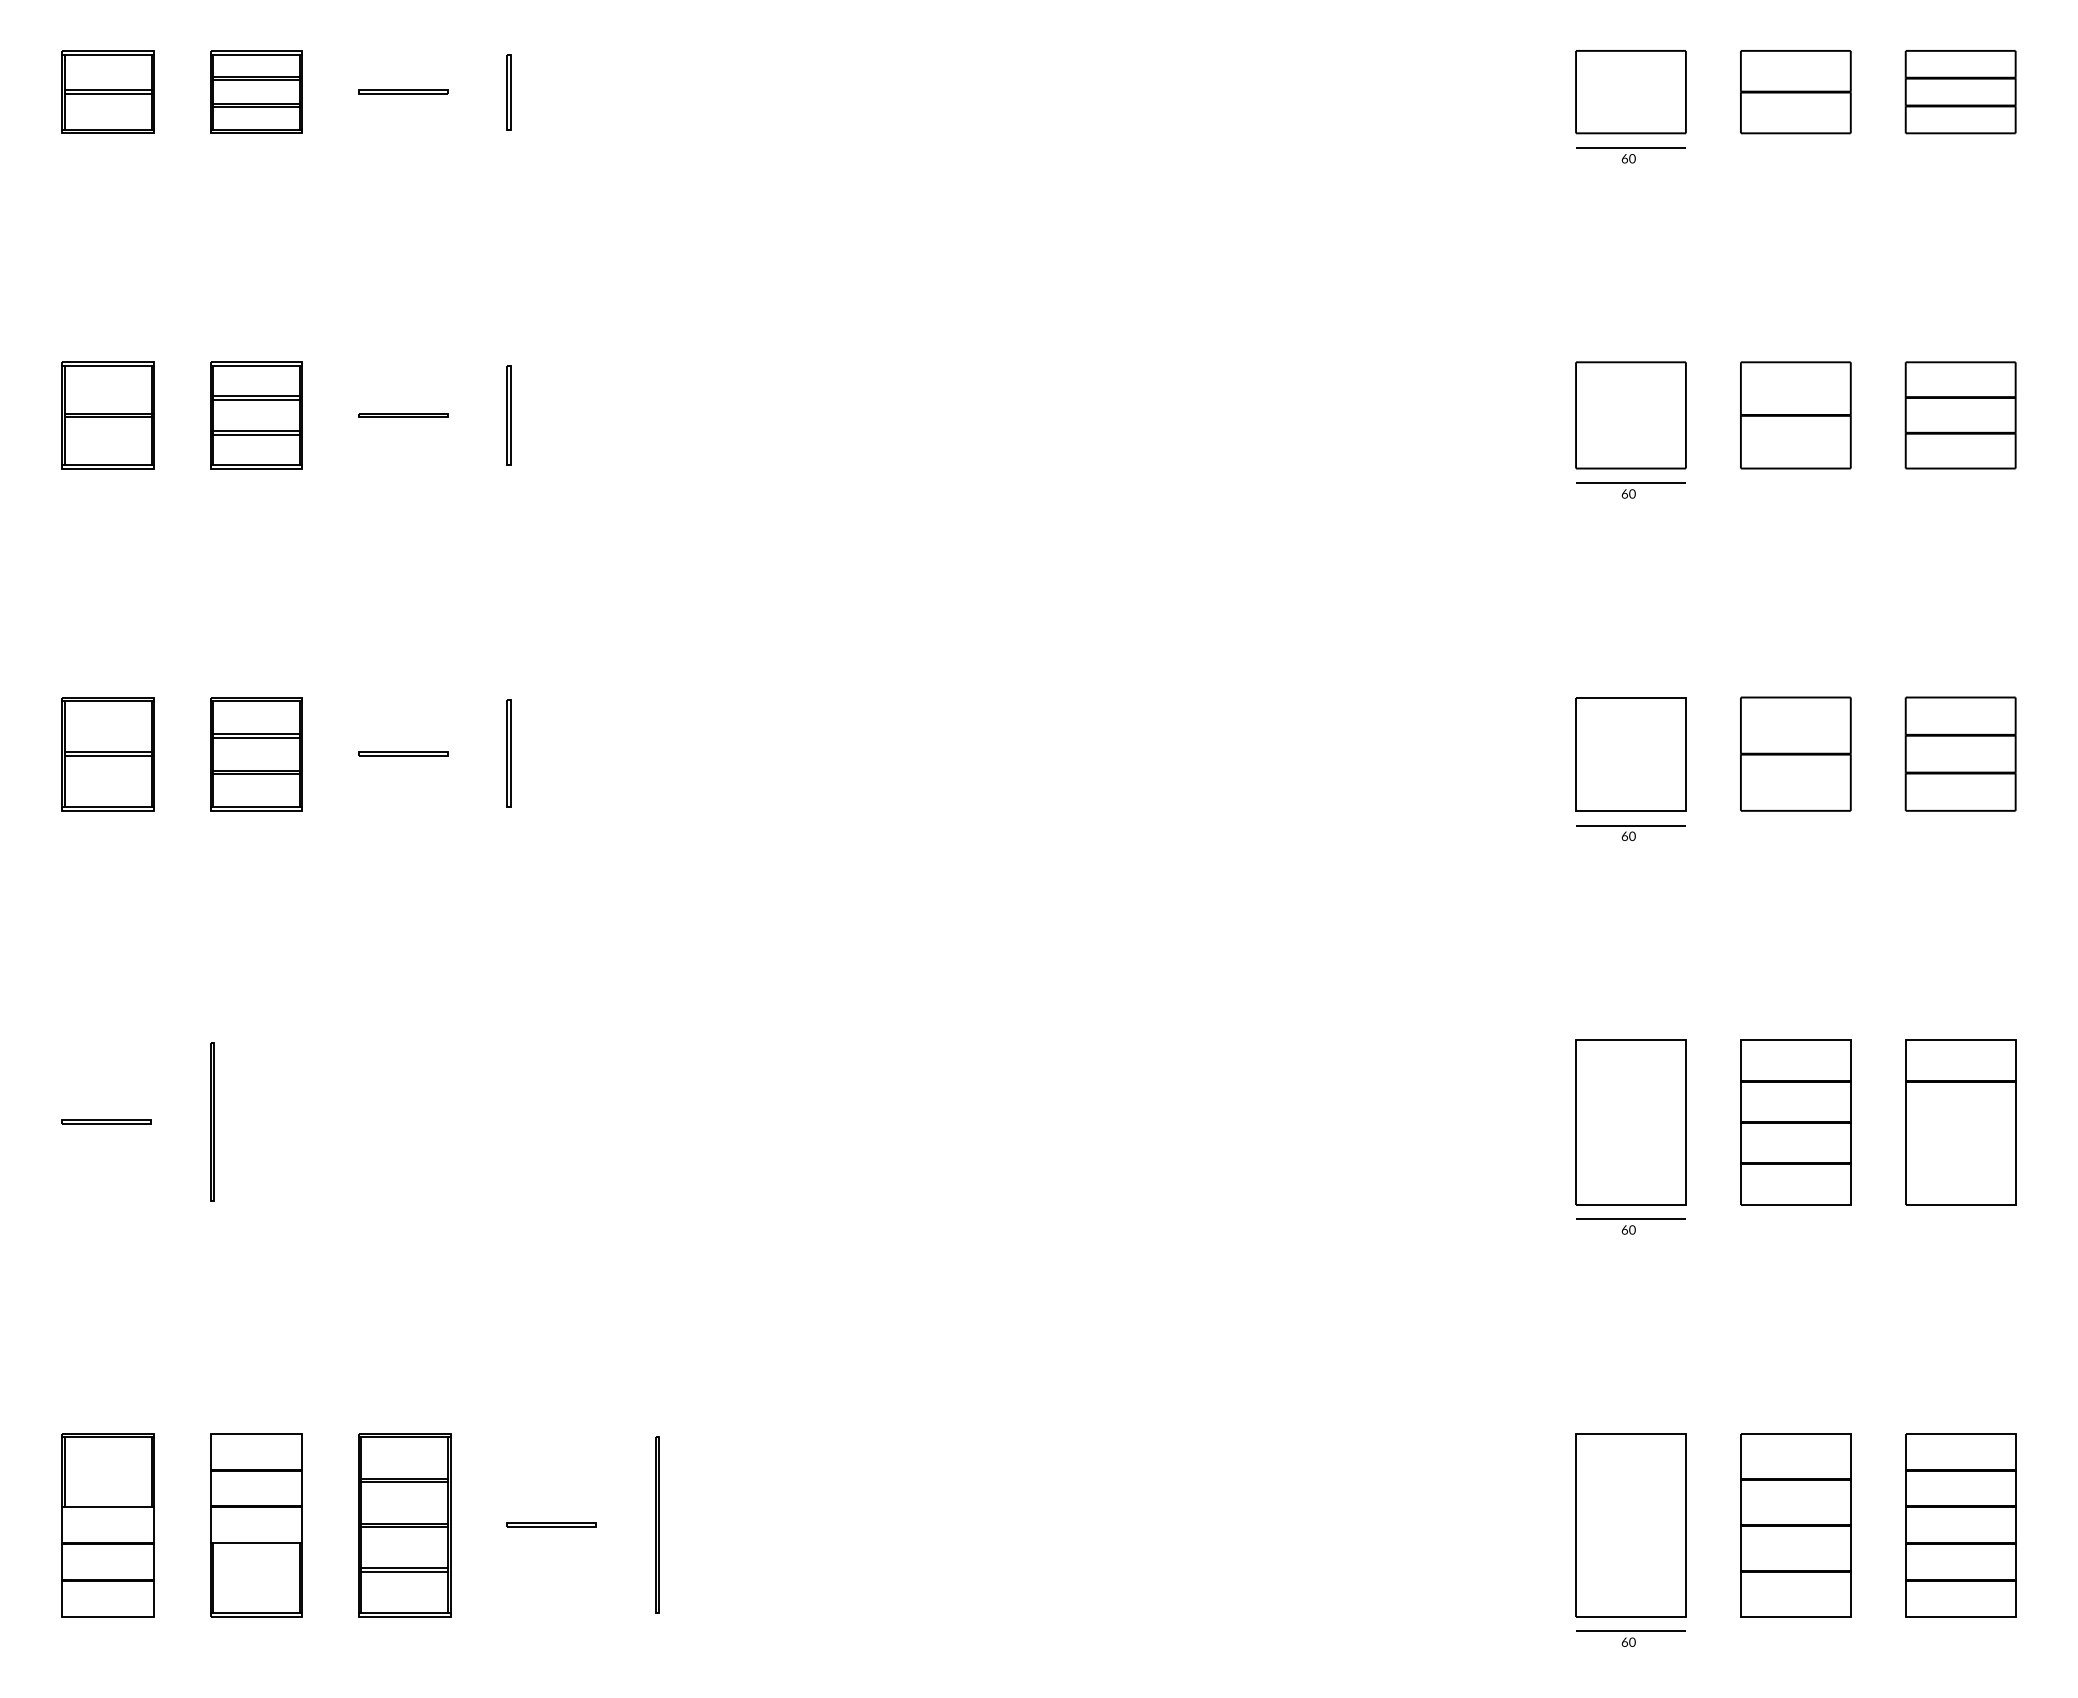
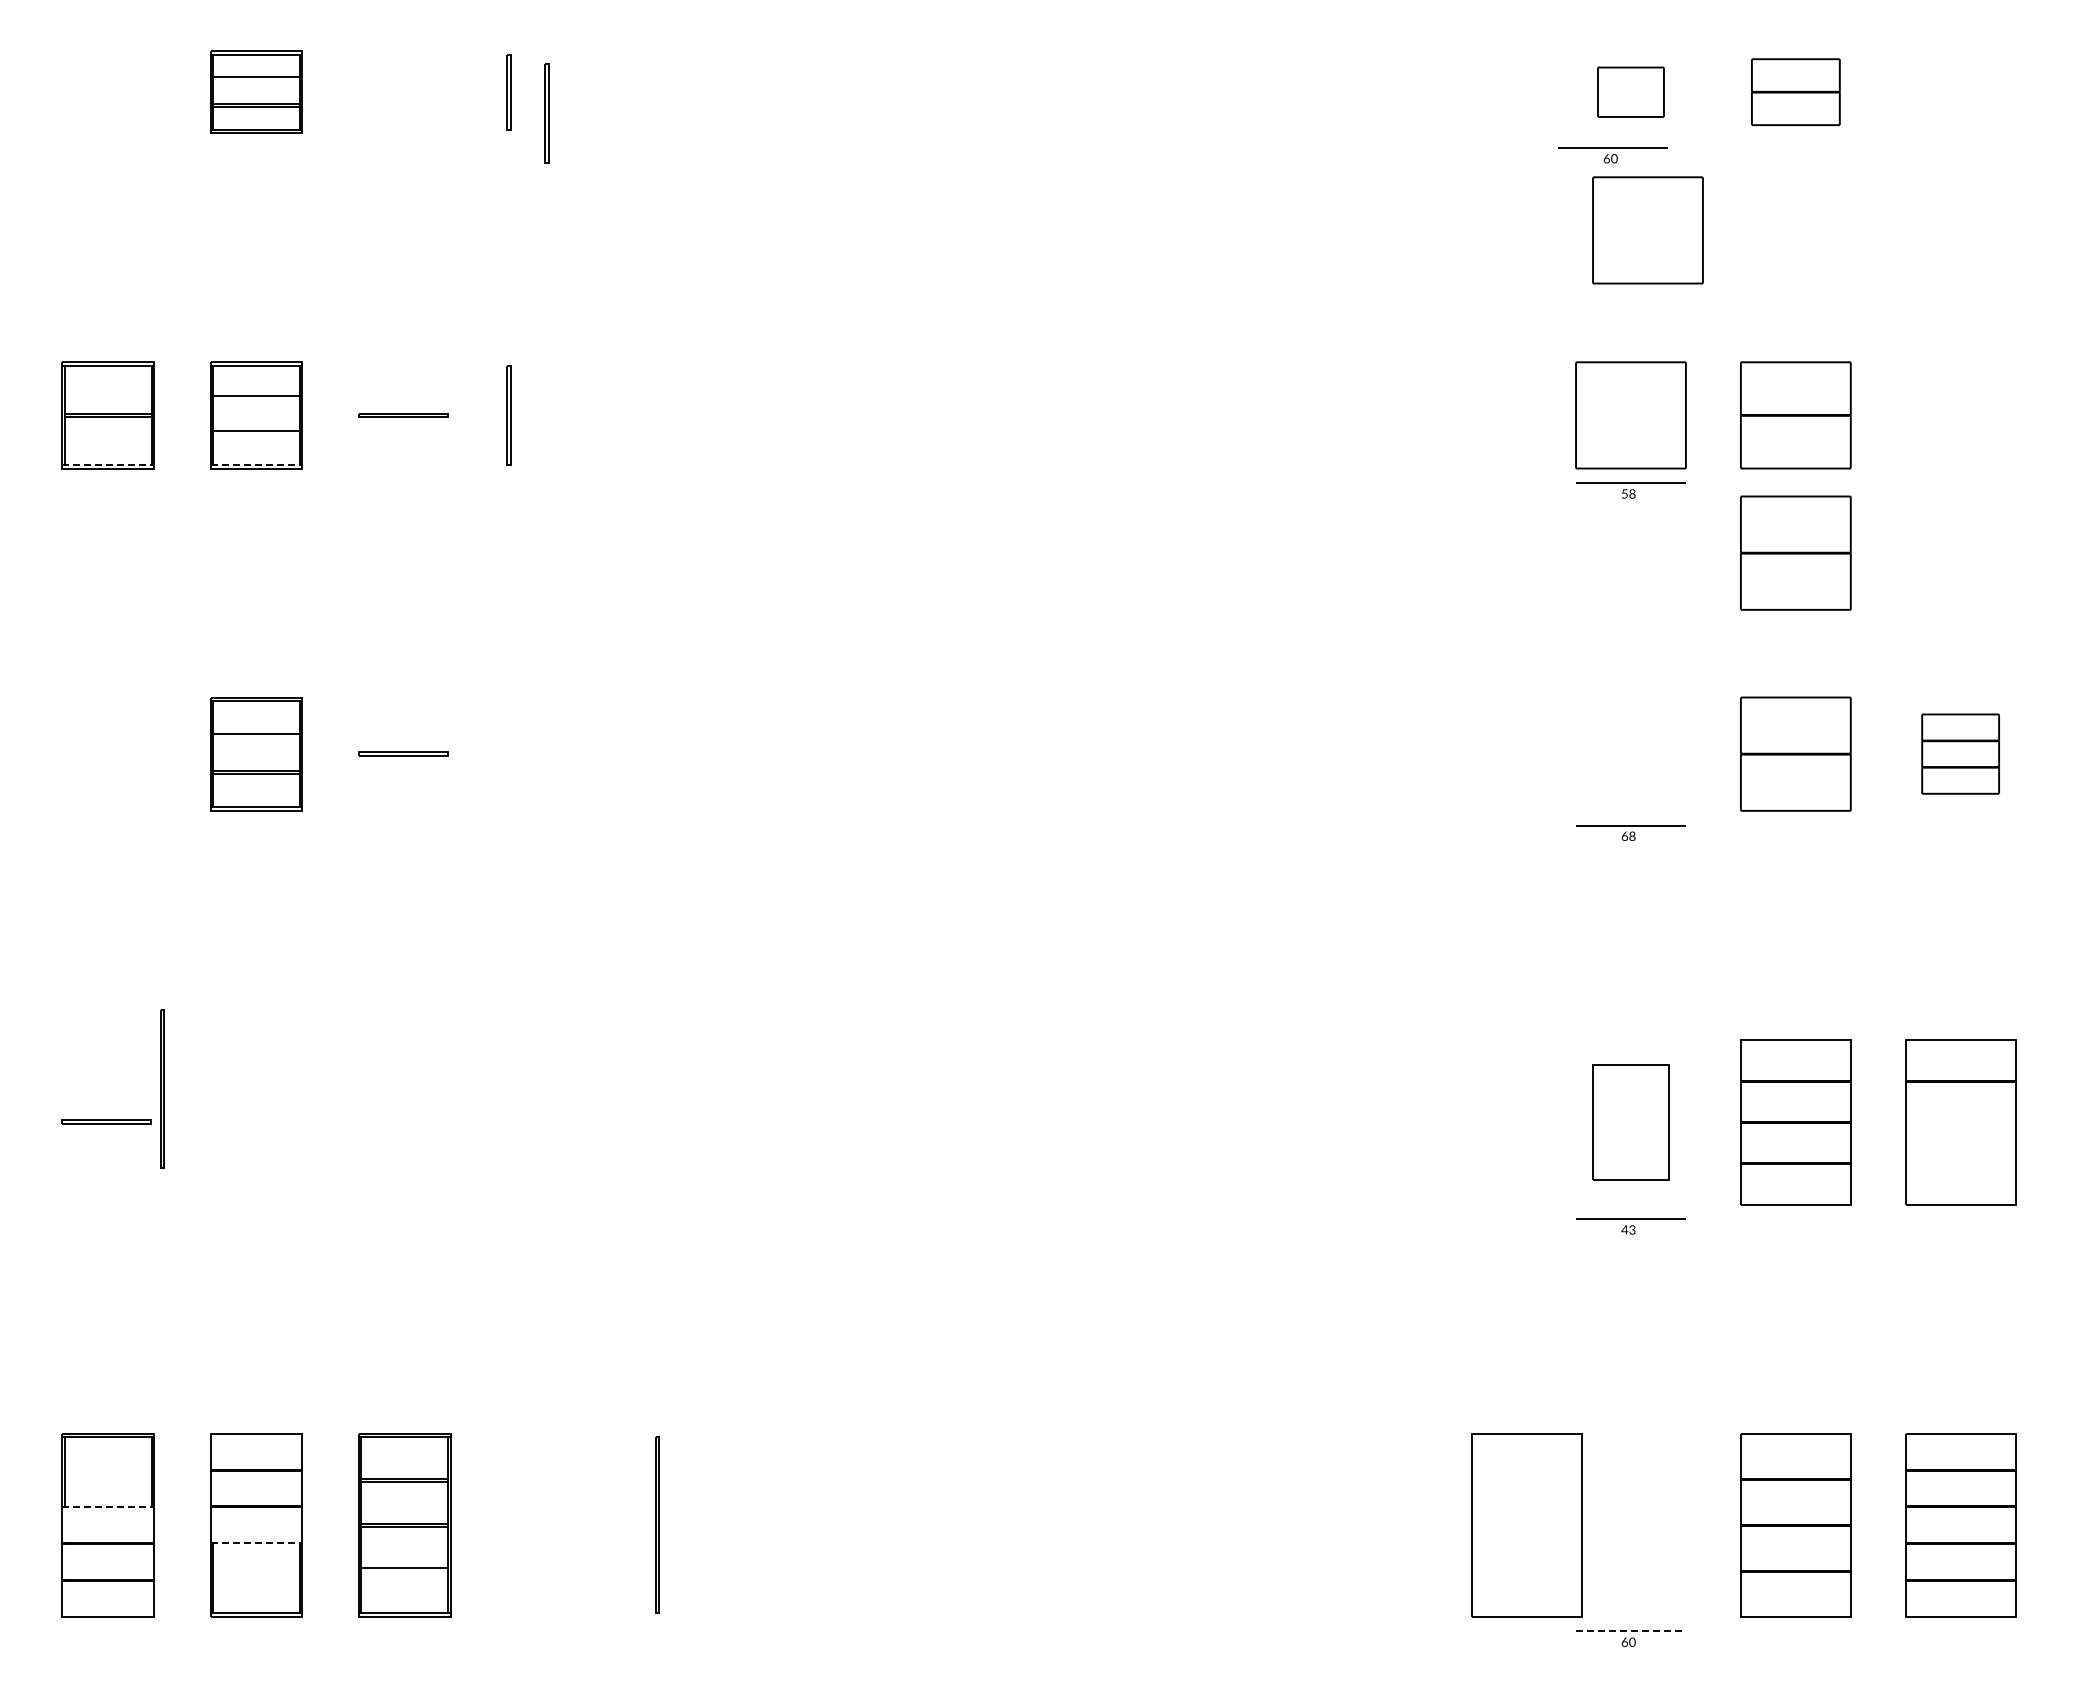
line: present -> none (256, 80)
part: present -> none (107, 91)
part: present -> none (403, 91)
part size: 112x85 px -> 68x52 px (1630, 91)
part size: 112x85 px -> 90x68 px (1795, 91)
part: present -> none (1960, 92)
part: none -> present (546, 113)
part position: (1630, 155) -> (1612, 155) (1612, 155)
part: none -> present (1647, 230)
line: present -> none (256, 399)
part: present -> none (1960, 415)
line: present -> none (256, 434)
line: solid -> dashed (108, 464)
line: solid -> dashed (256, 464)
text: 60 -> 58 (1628, 493)
part: none -> present (1795, 552)
line: present -> none (256, 737)
part: present -> none (508, 753)
part size: 113x116 px -> 79x82 px (1960, 753)
part: present -> none (107, 754)
part: present -> none (1630, 754)
text: 60 -> 68 (1632, 836)
line position: (211, 1121) -> (161, 1088) (161, 1088)
part size: 112x167 px -> 78x117 px (1630, 1122)
text: 60 -> 43 (1628, 1229)
line: solid -> dashed (108, 1507)
part: present -> none (551, 1524)
part position: (1630, 1525) -> (1526, 1525) (1526, 1525)
line: solid -> dashed (256, 1543)
line: present -> none (404, 1571)
line: solid -> dashed (1630, 1631)
